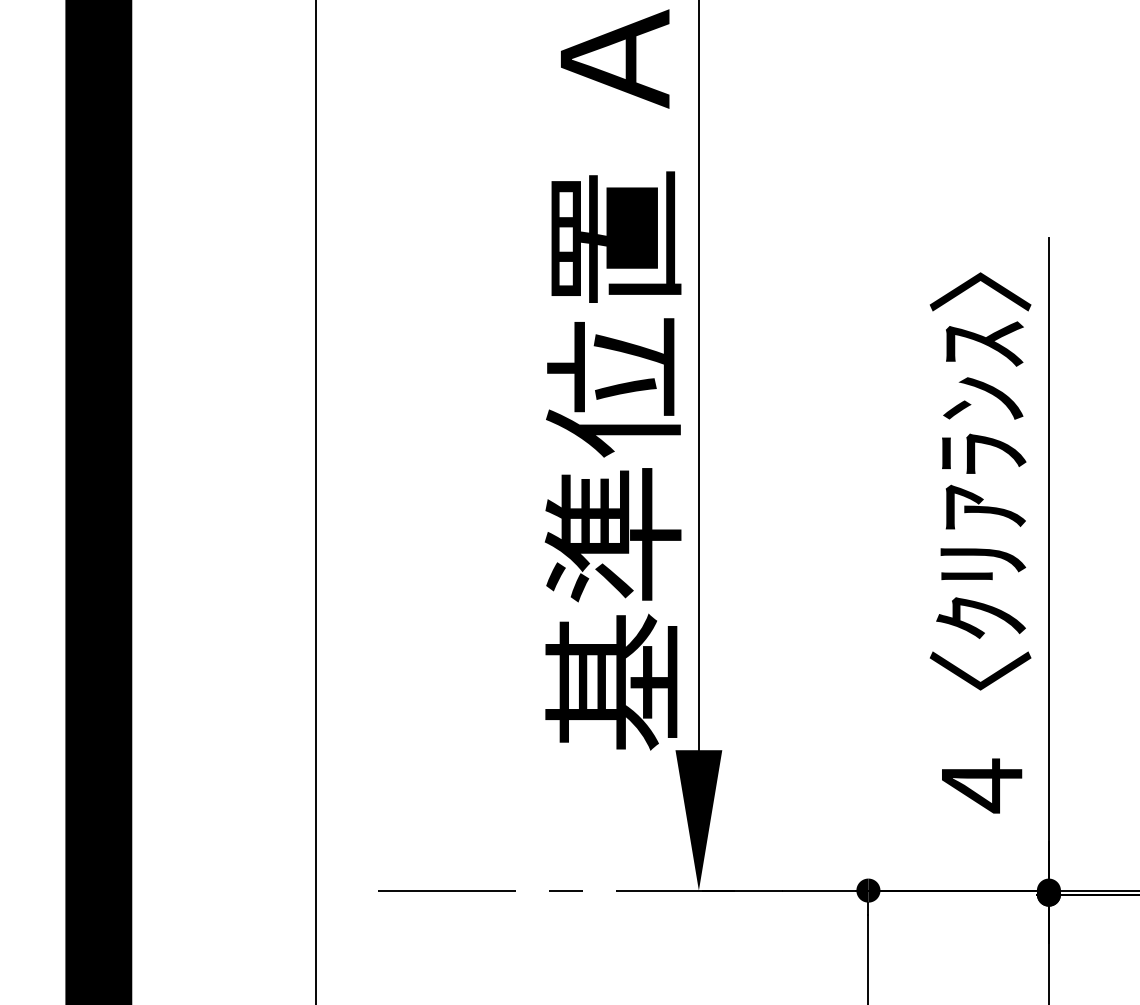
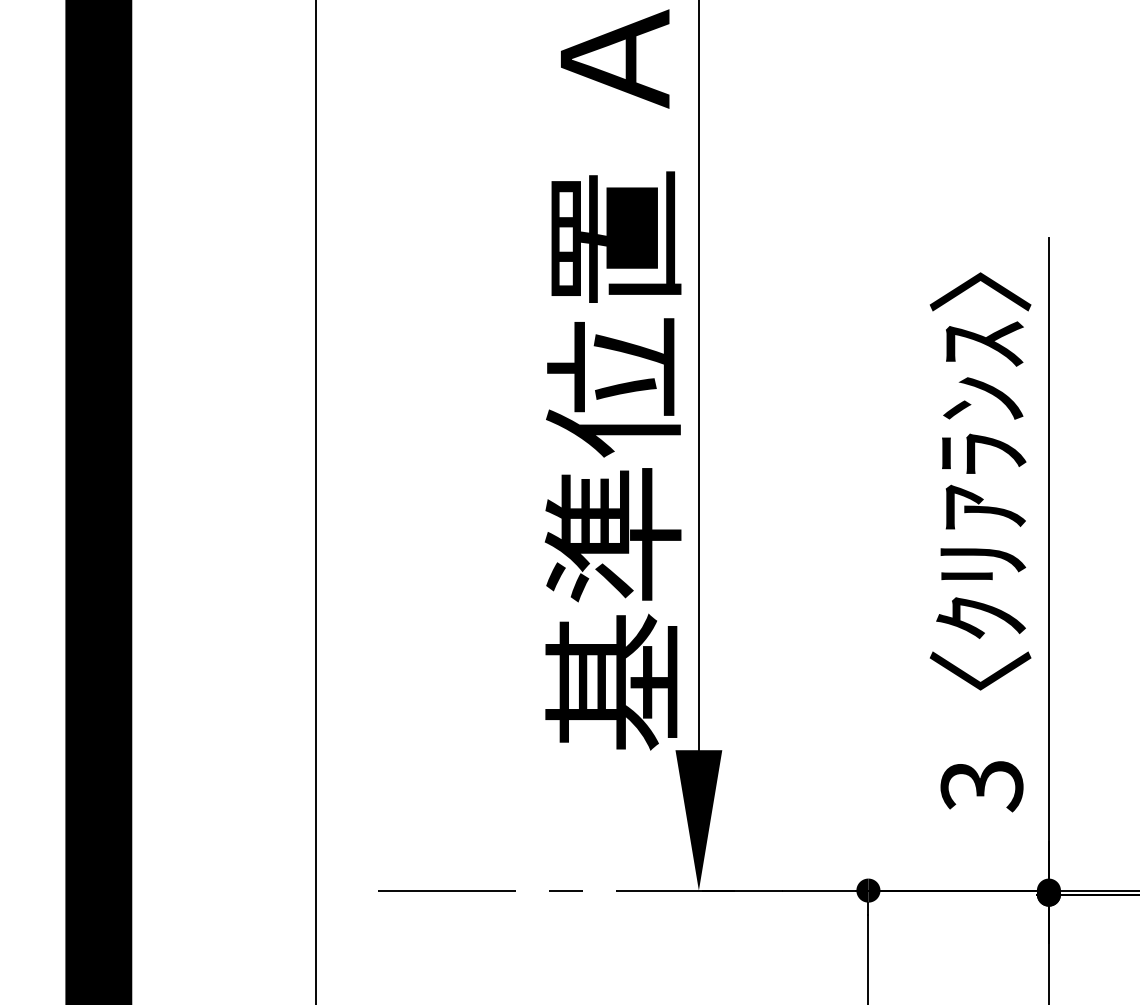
text: 4 -> 3 (981, 785)
